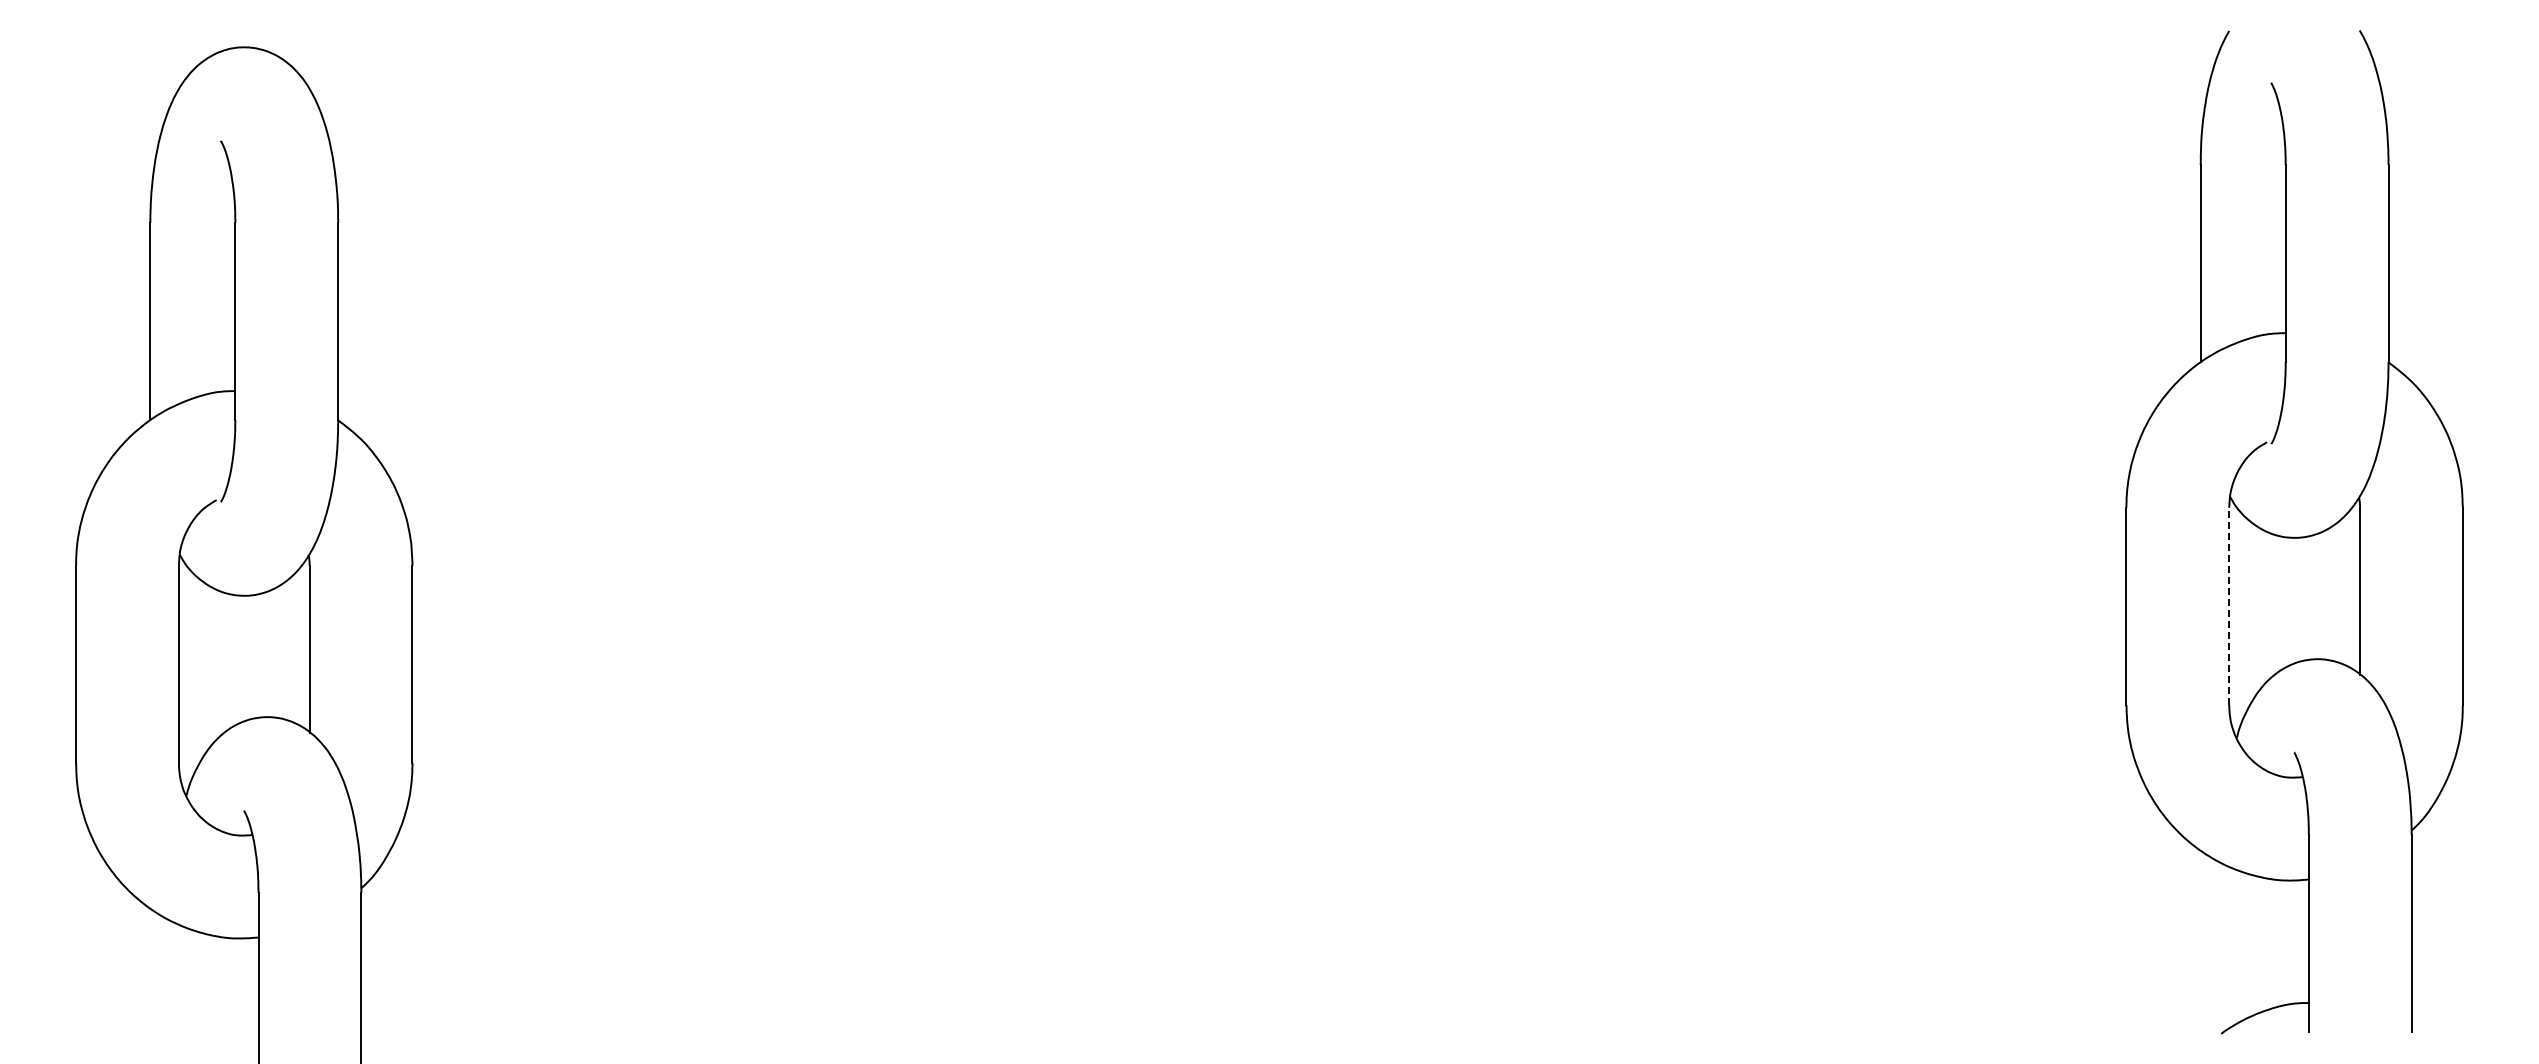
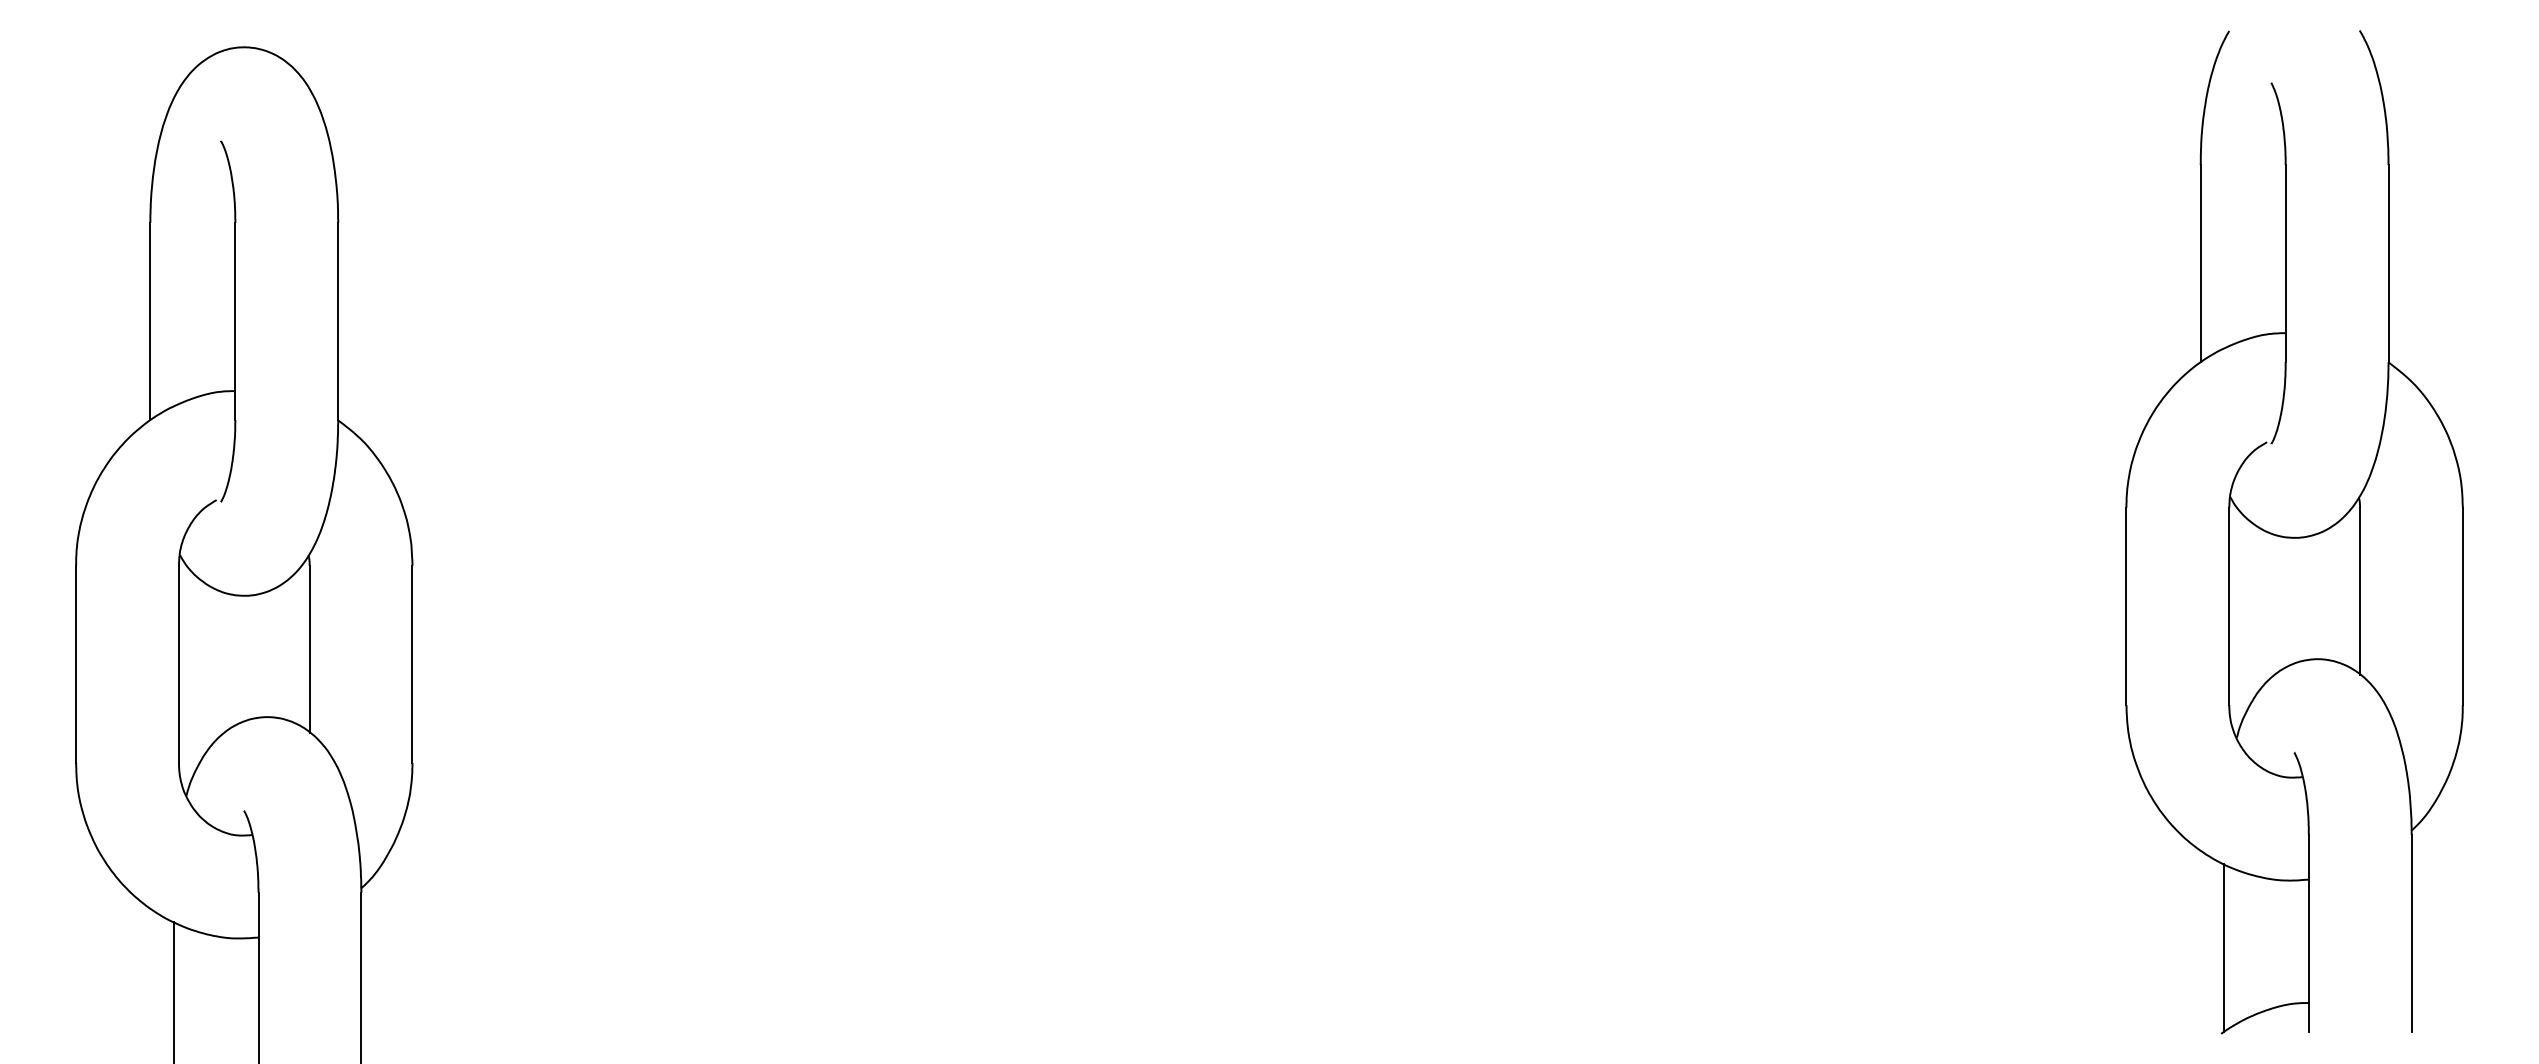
line: dashed -> solid (2229, 606)
line: none -> present (2223, 947)
line: none -> present (173, 990)
